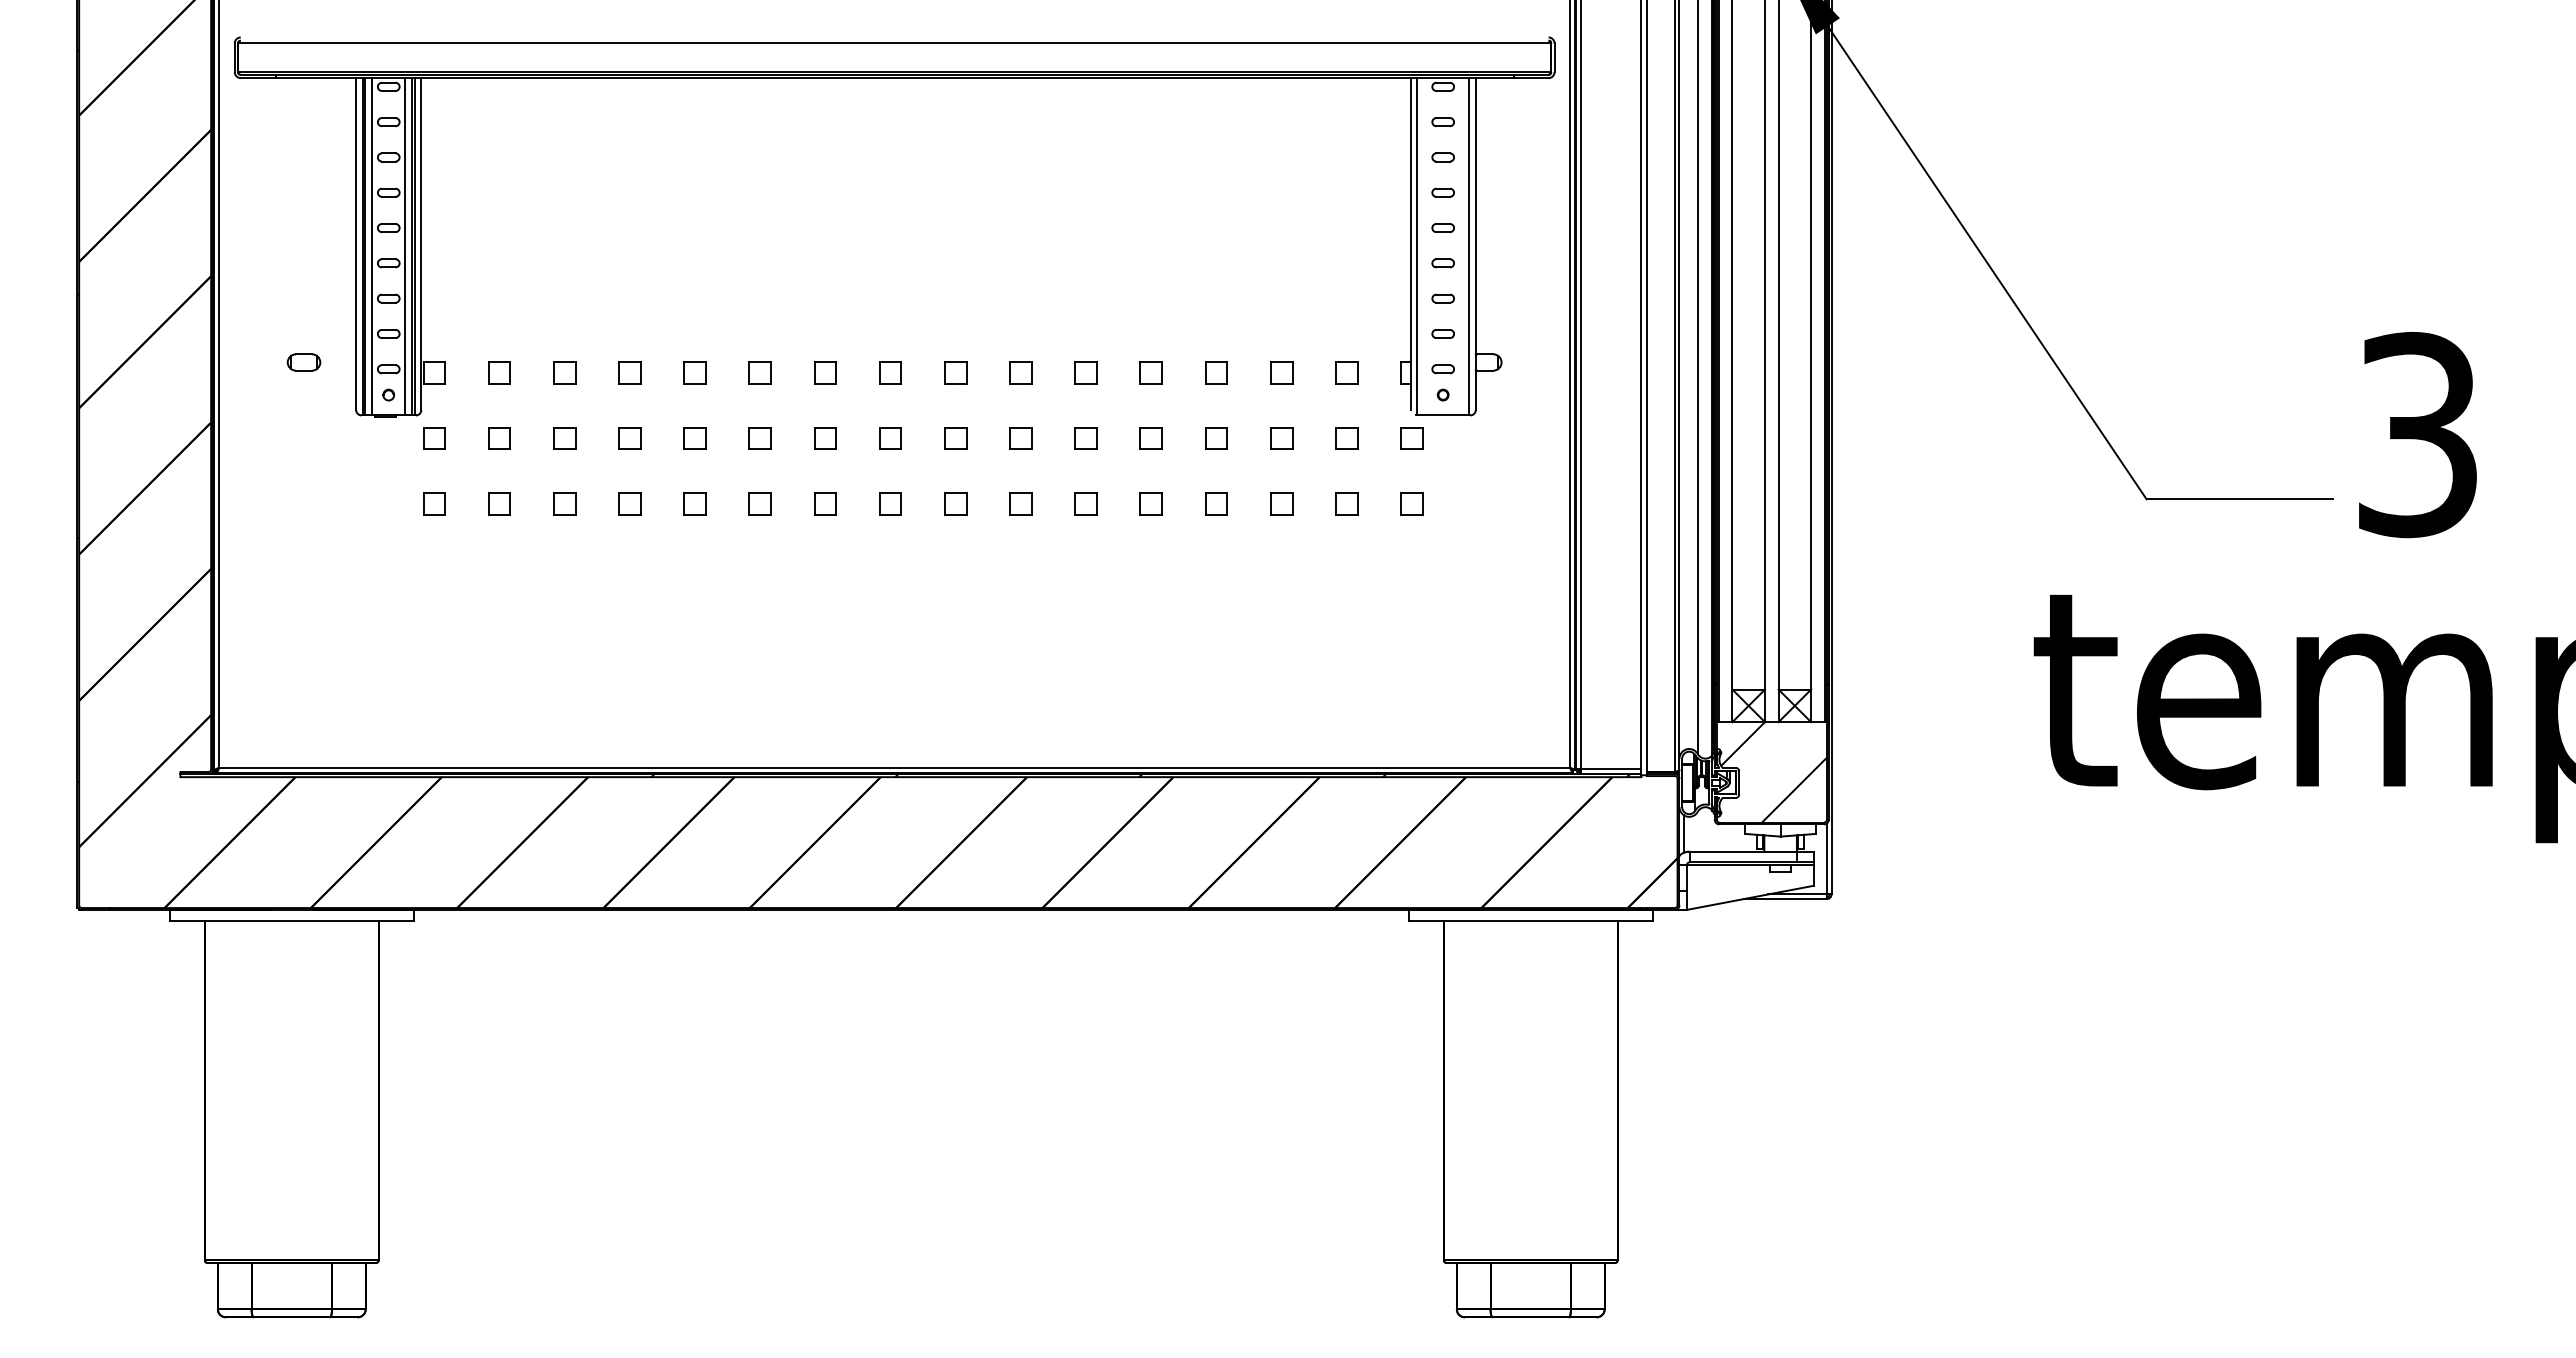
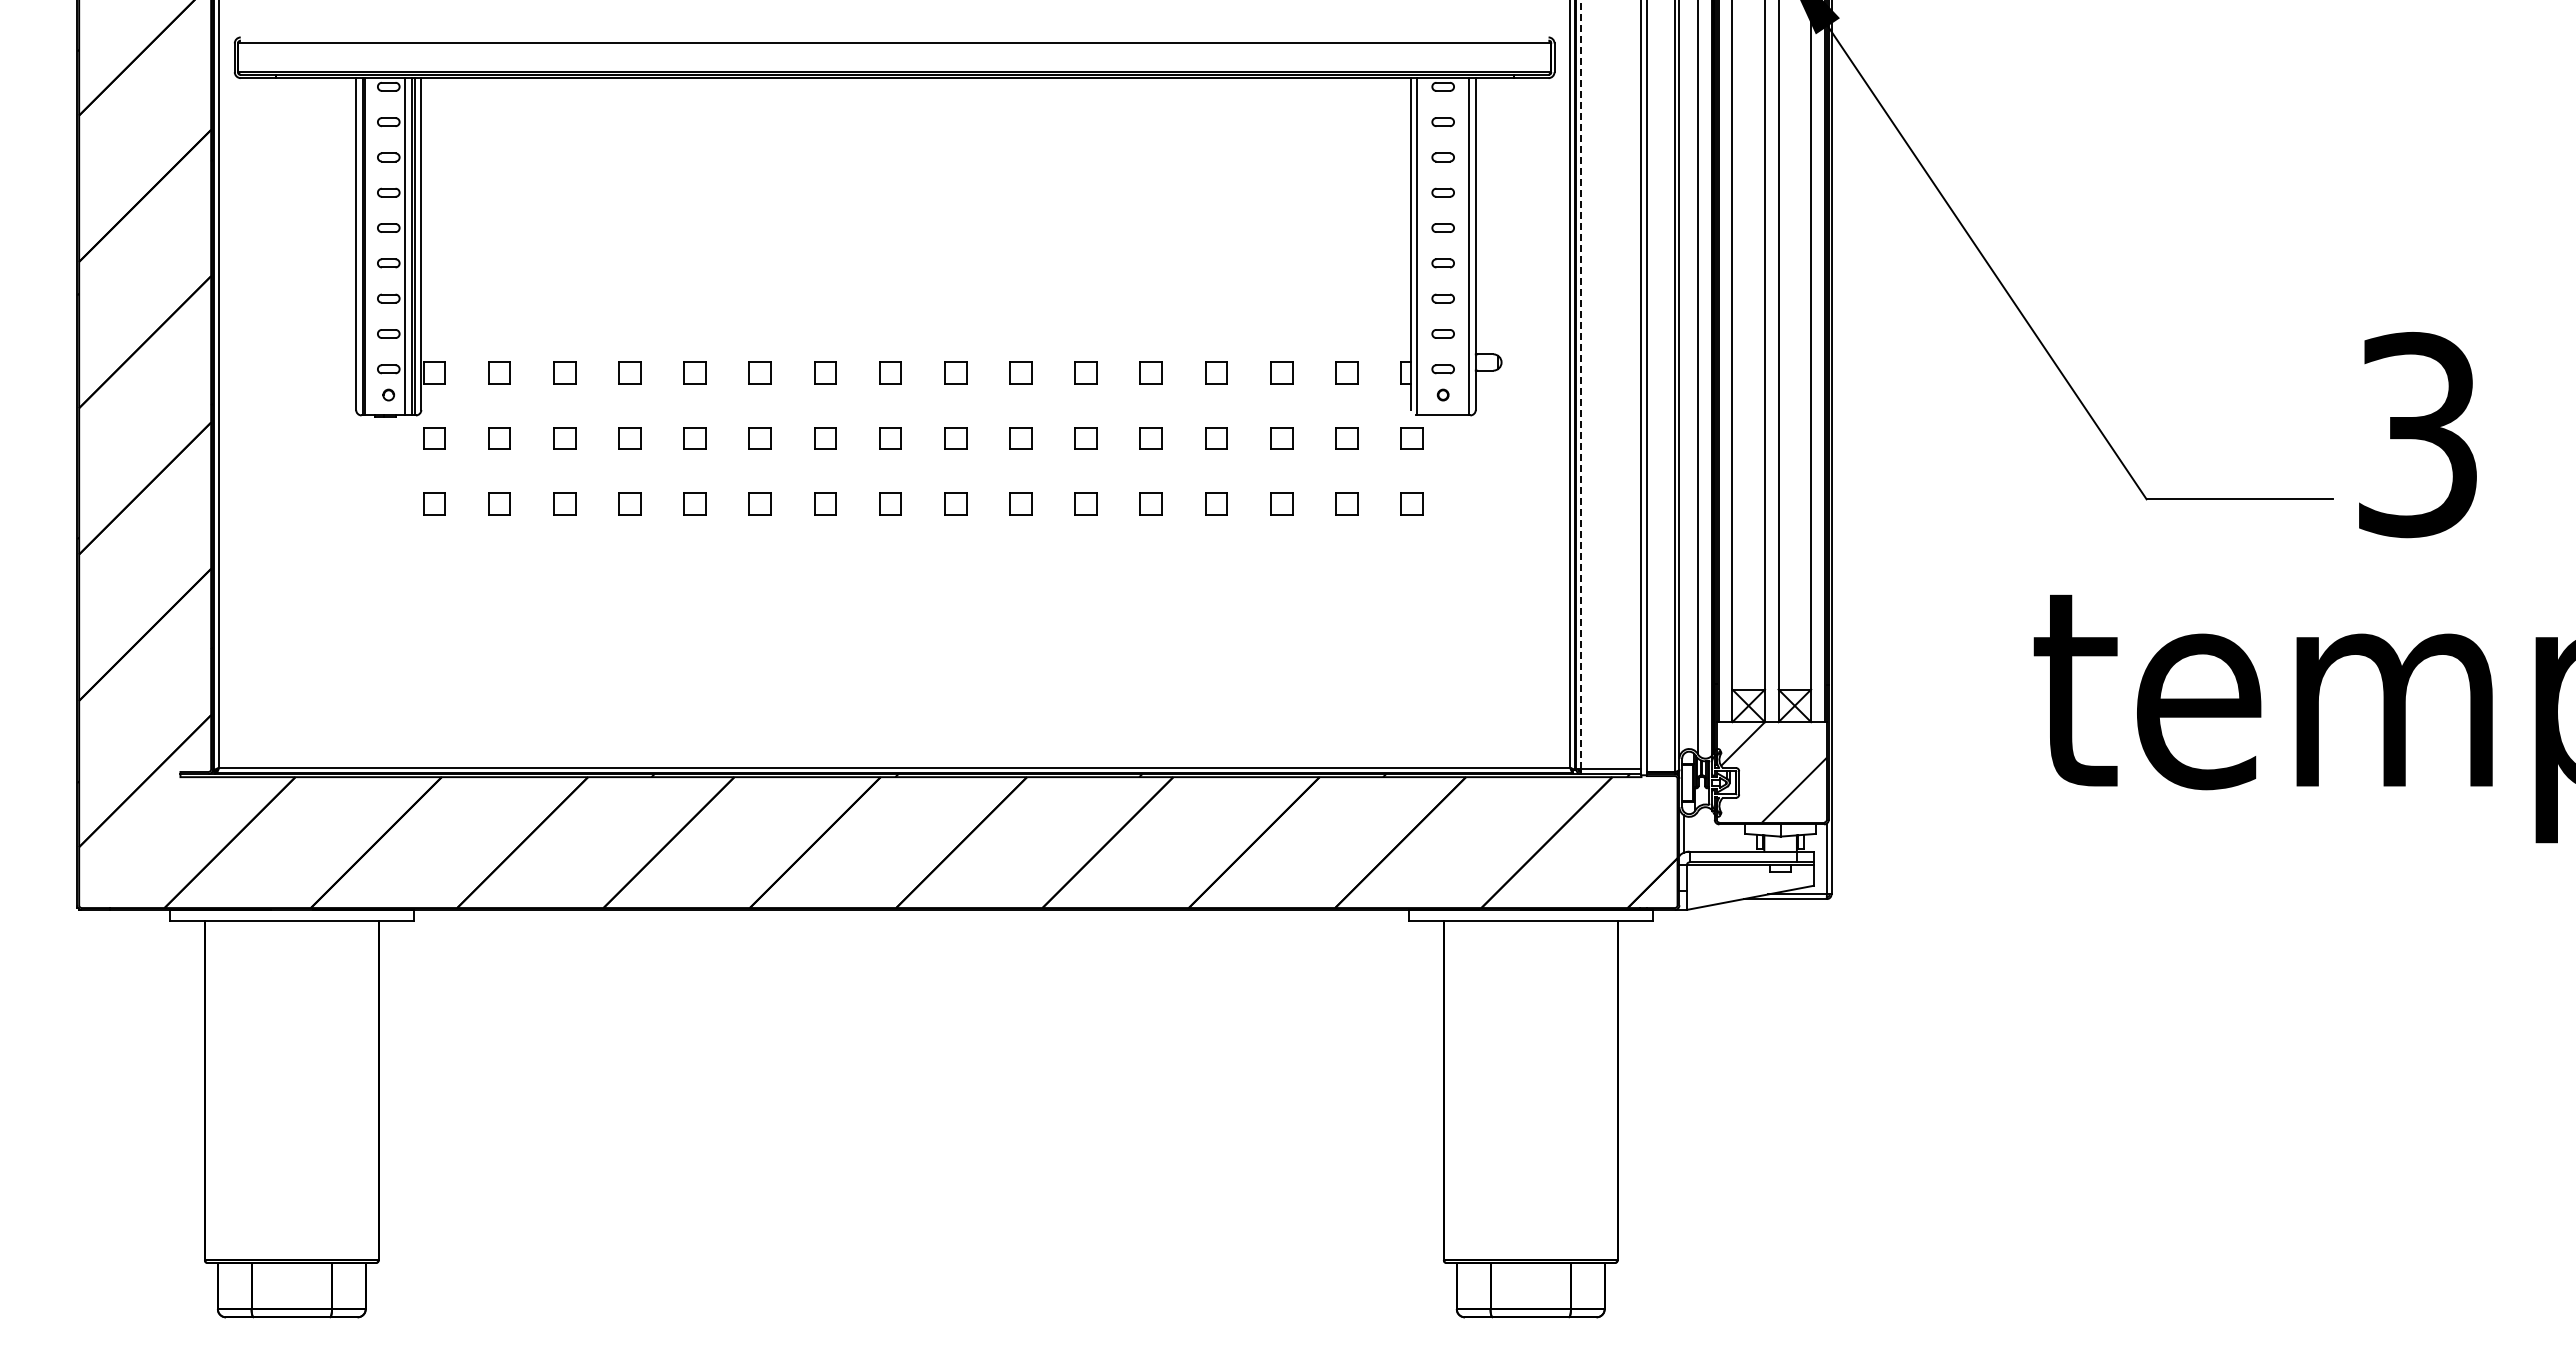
line: present -> none (372, 246)
part: present -> none (303, 362)
line: solid -> dashed (1580, 384)
